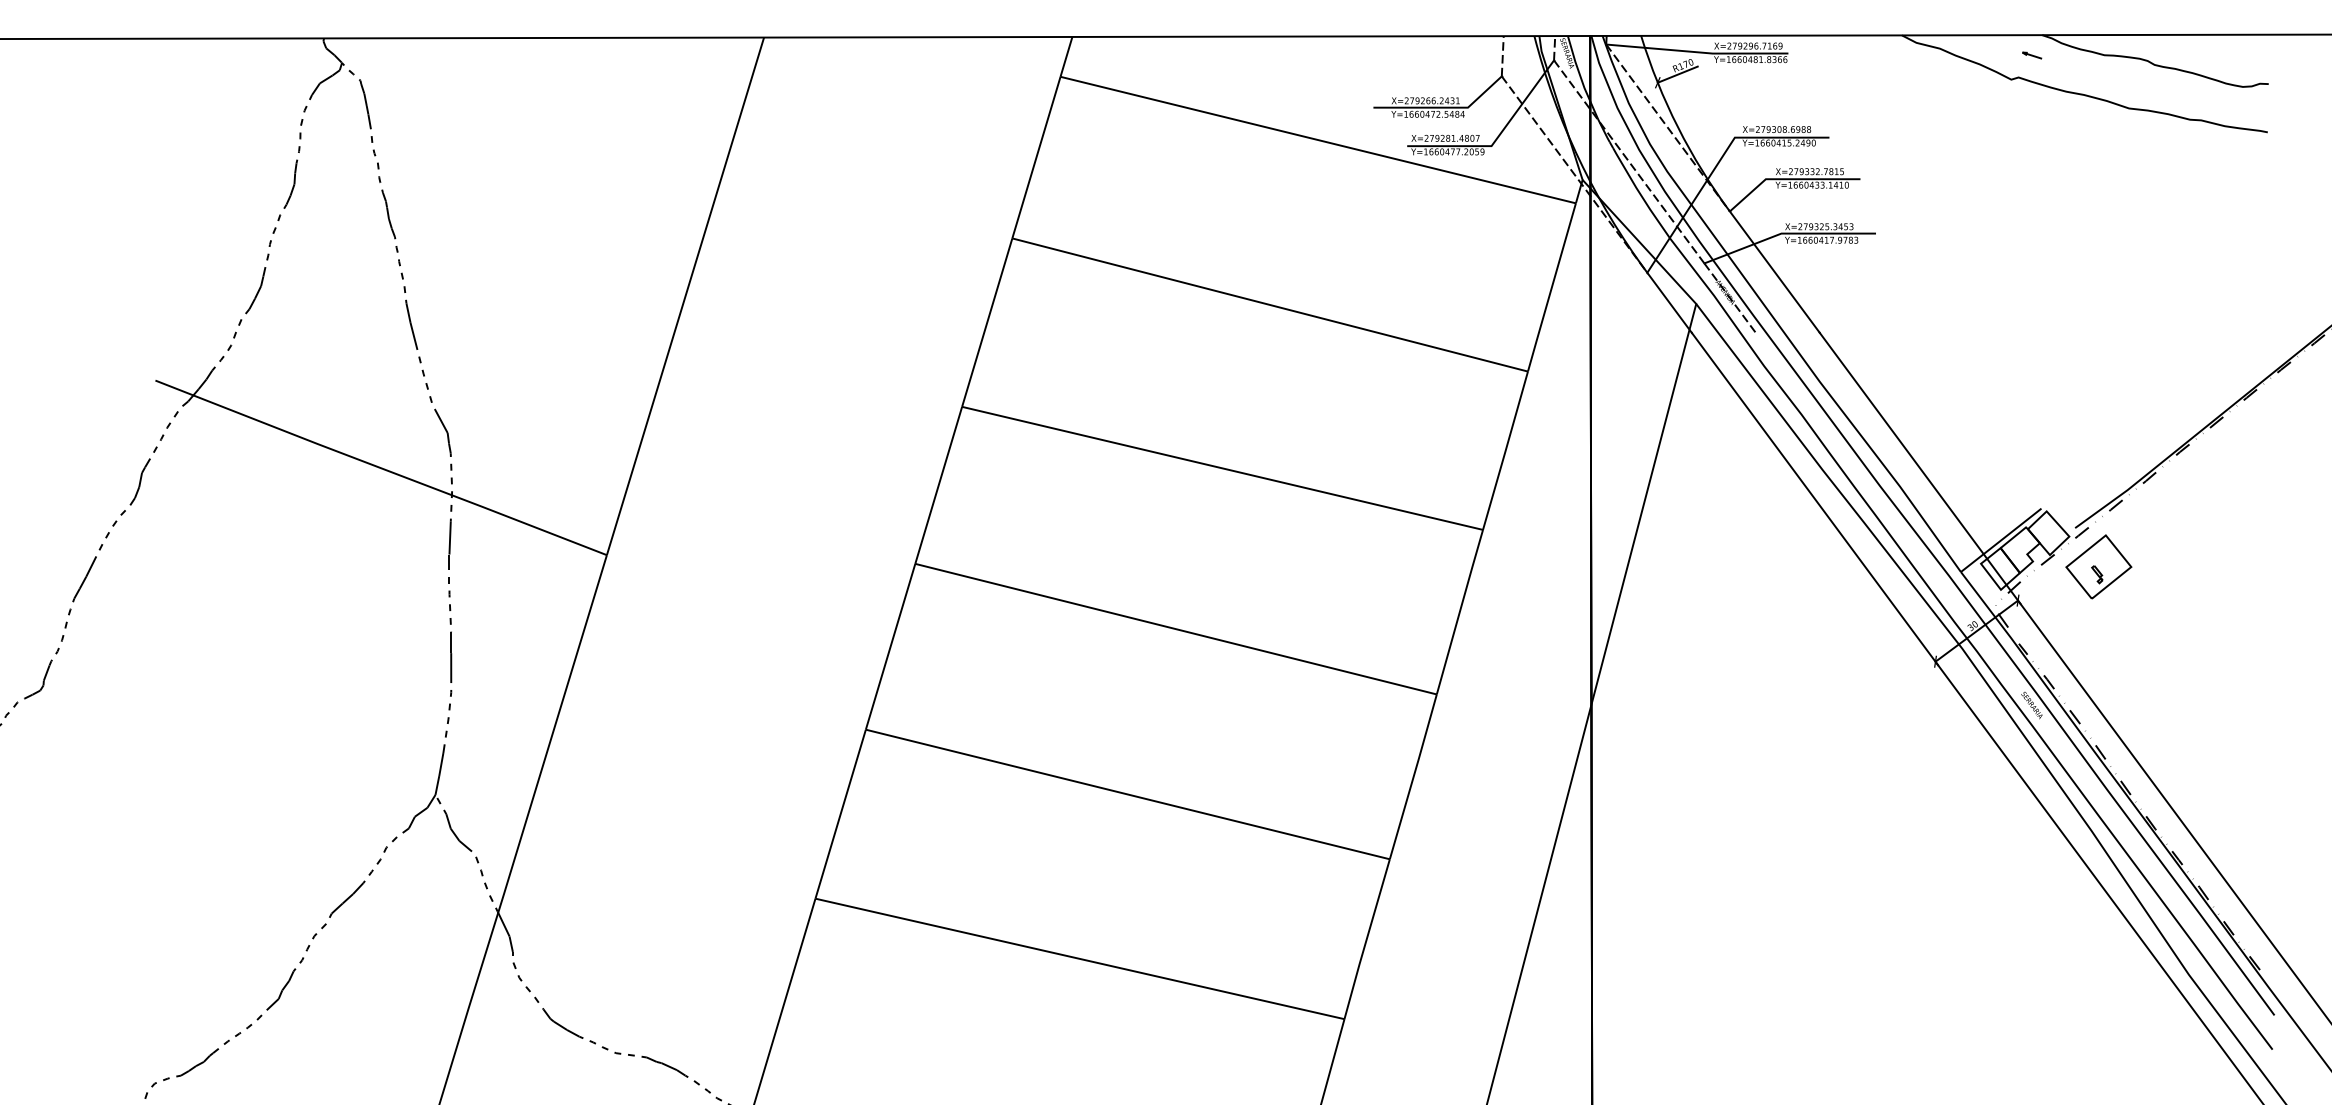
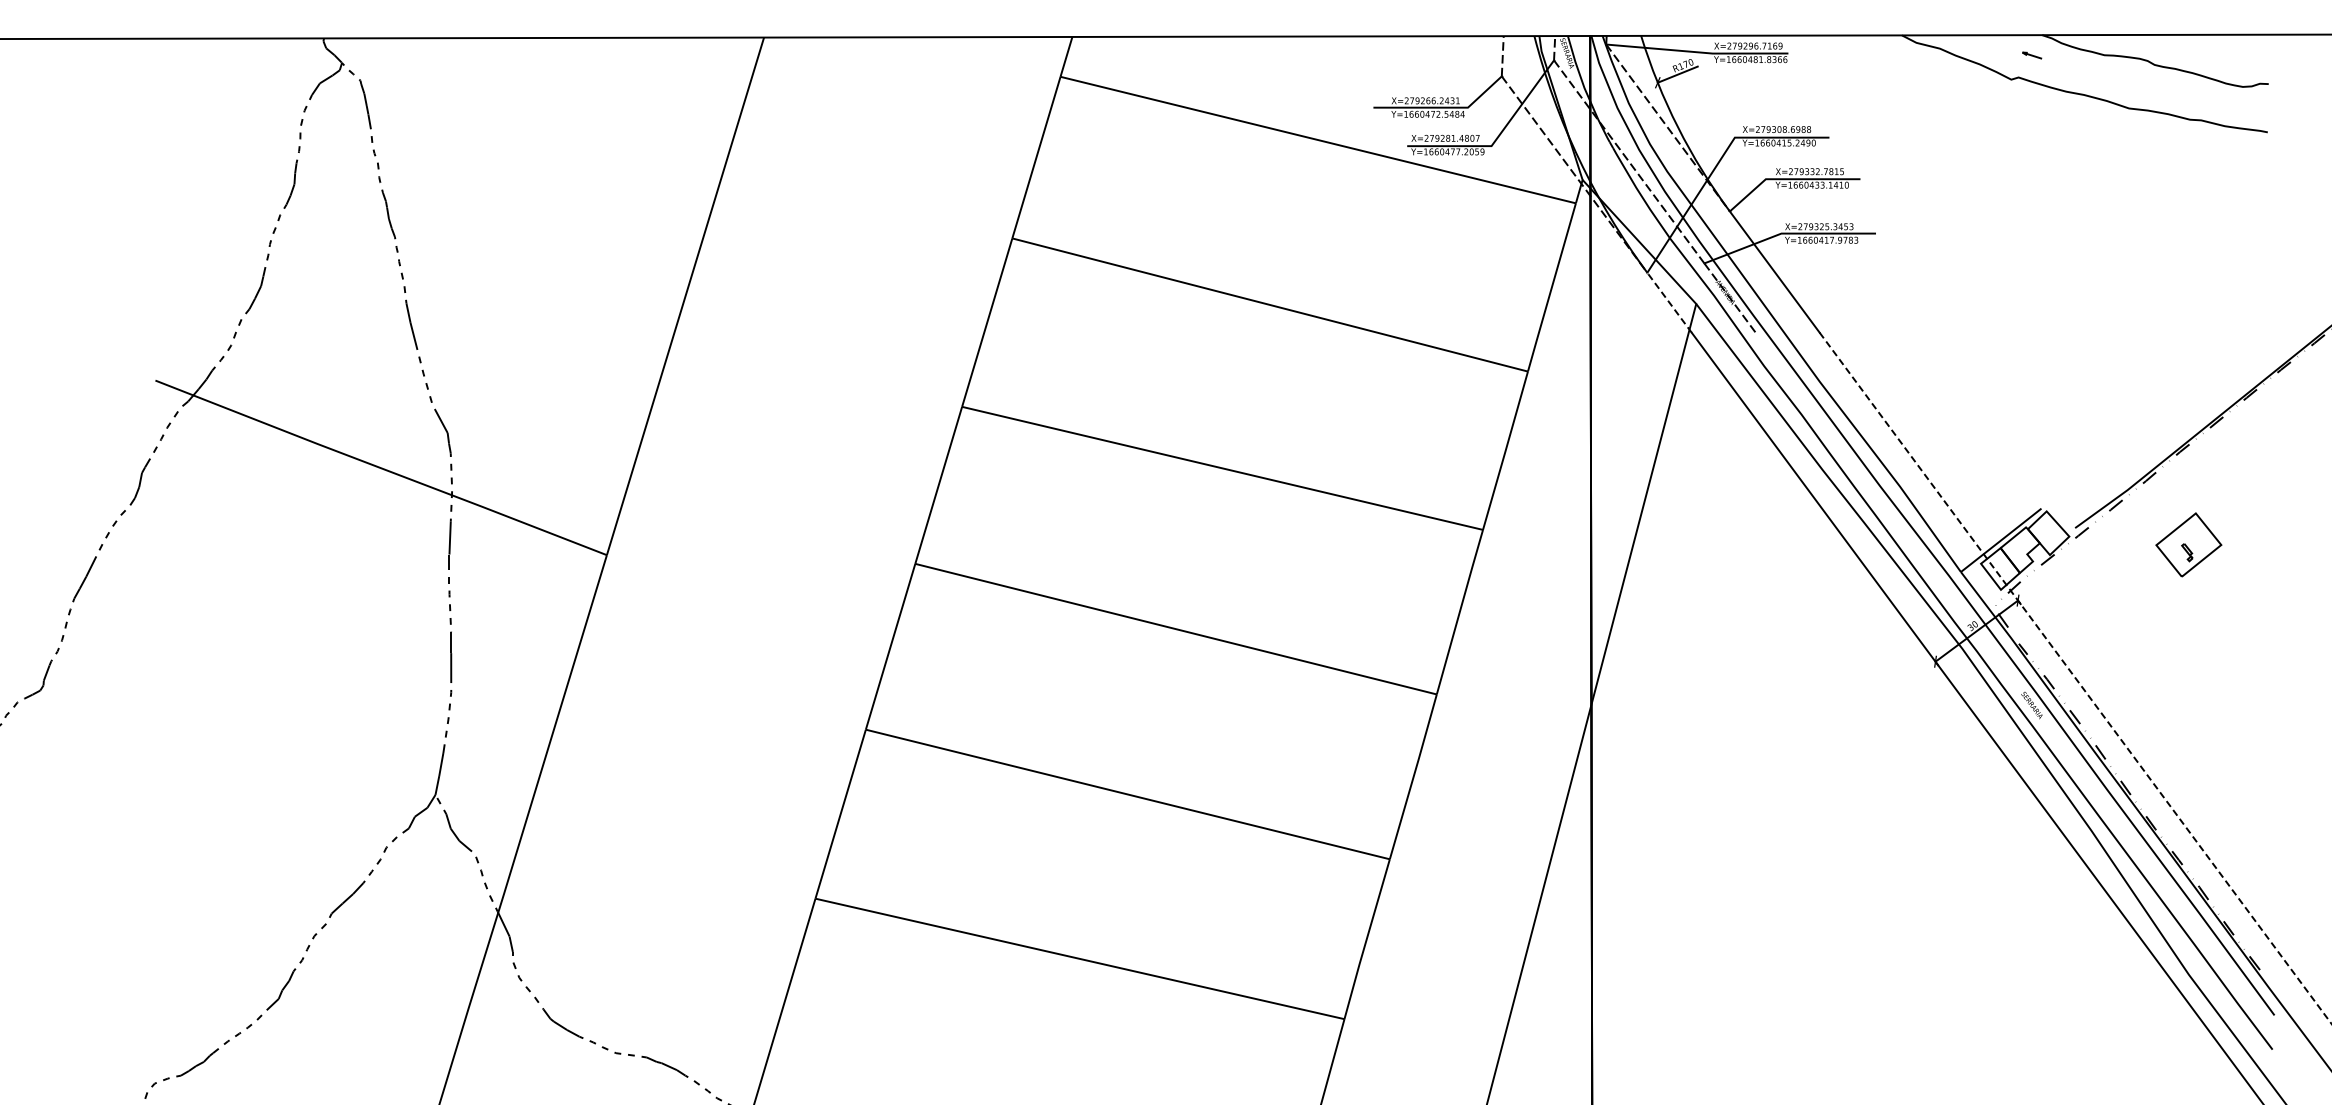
line: solid -> dashed (1669, 302)
part position: (2098, 566) -> (2188, 544) (2188, 544)
line: solid -> dashed (2075, 678)
